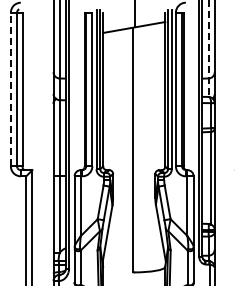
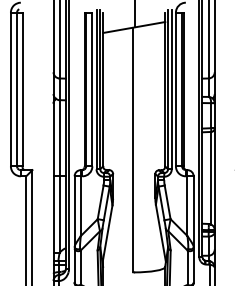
line: dashed -> solid (208, 49)
line: dashed -> solid (10, 89)
